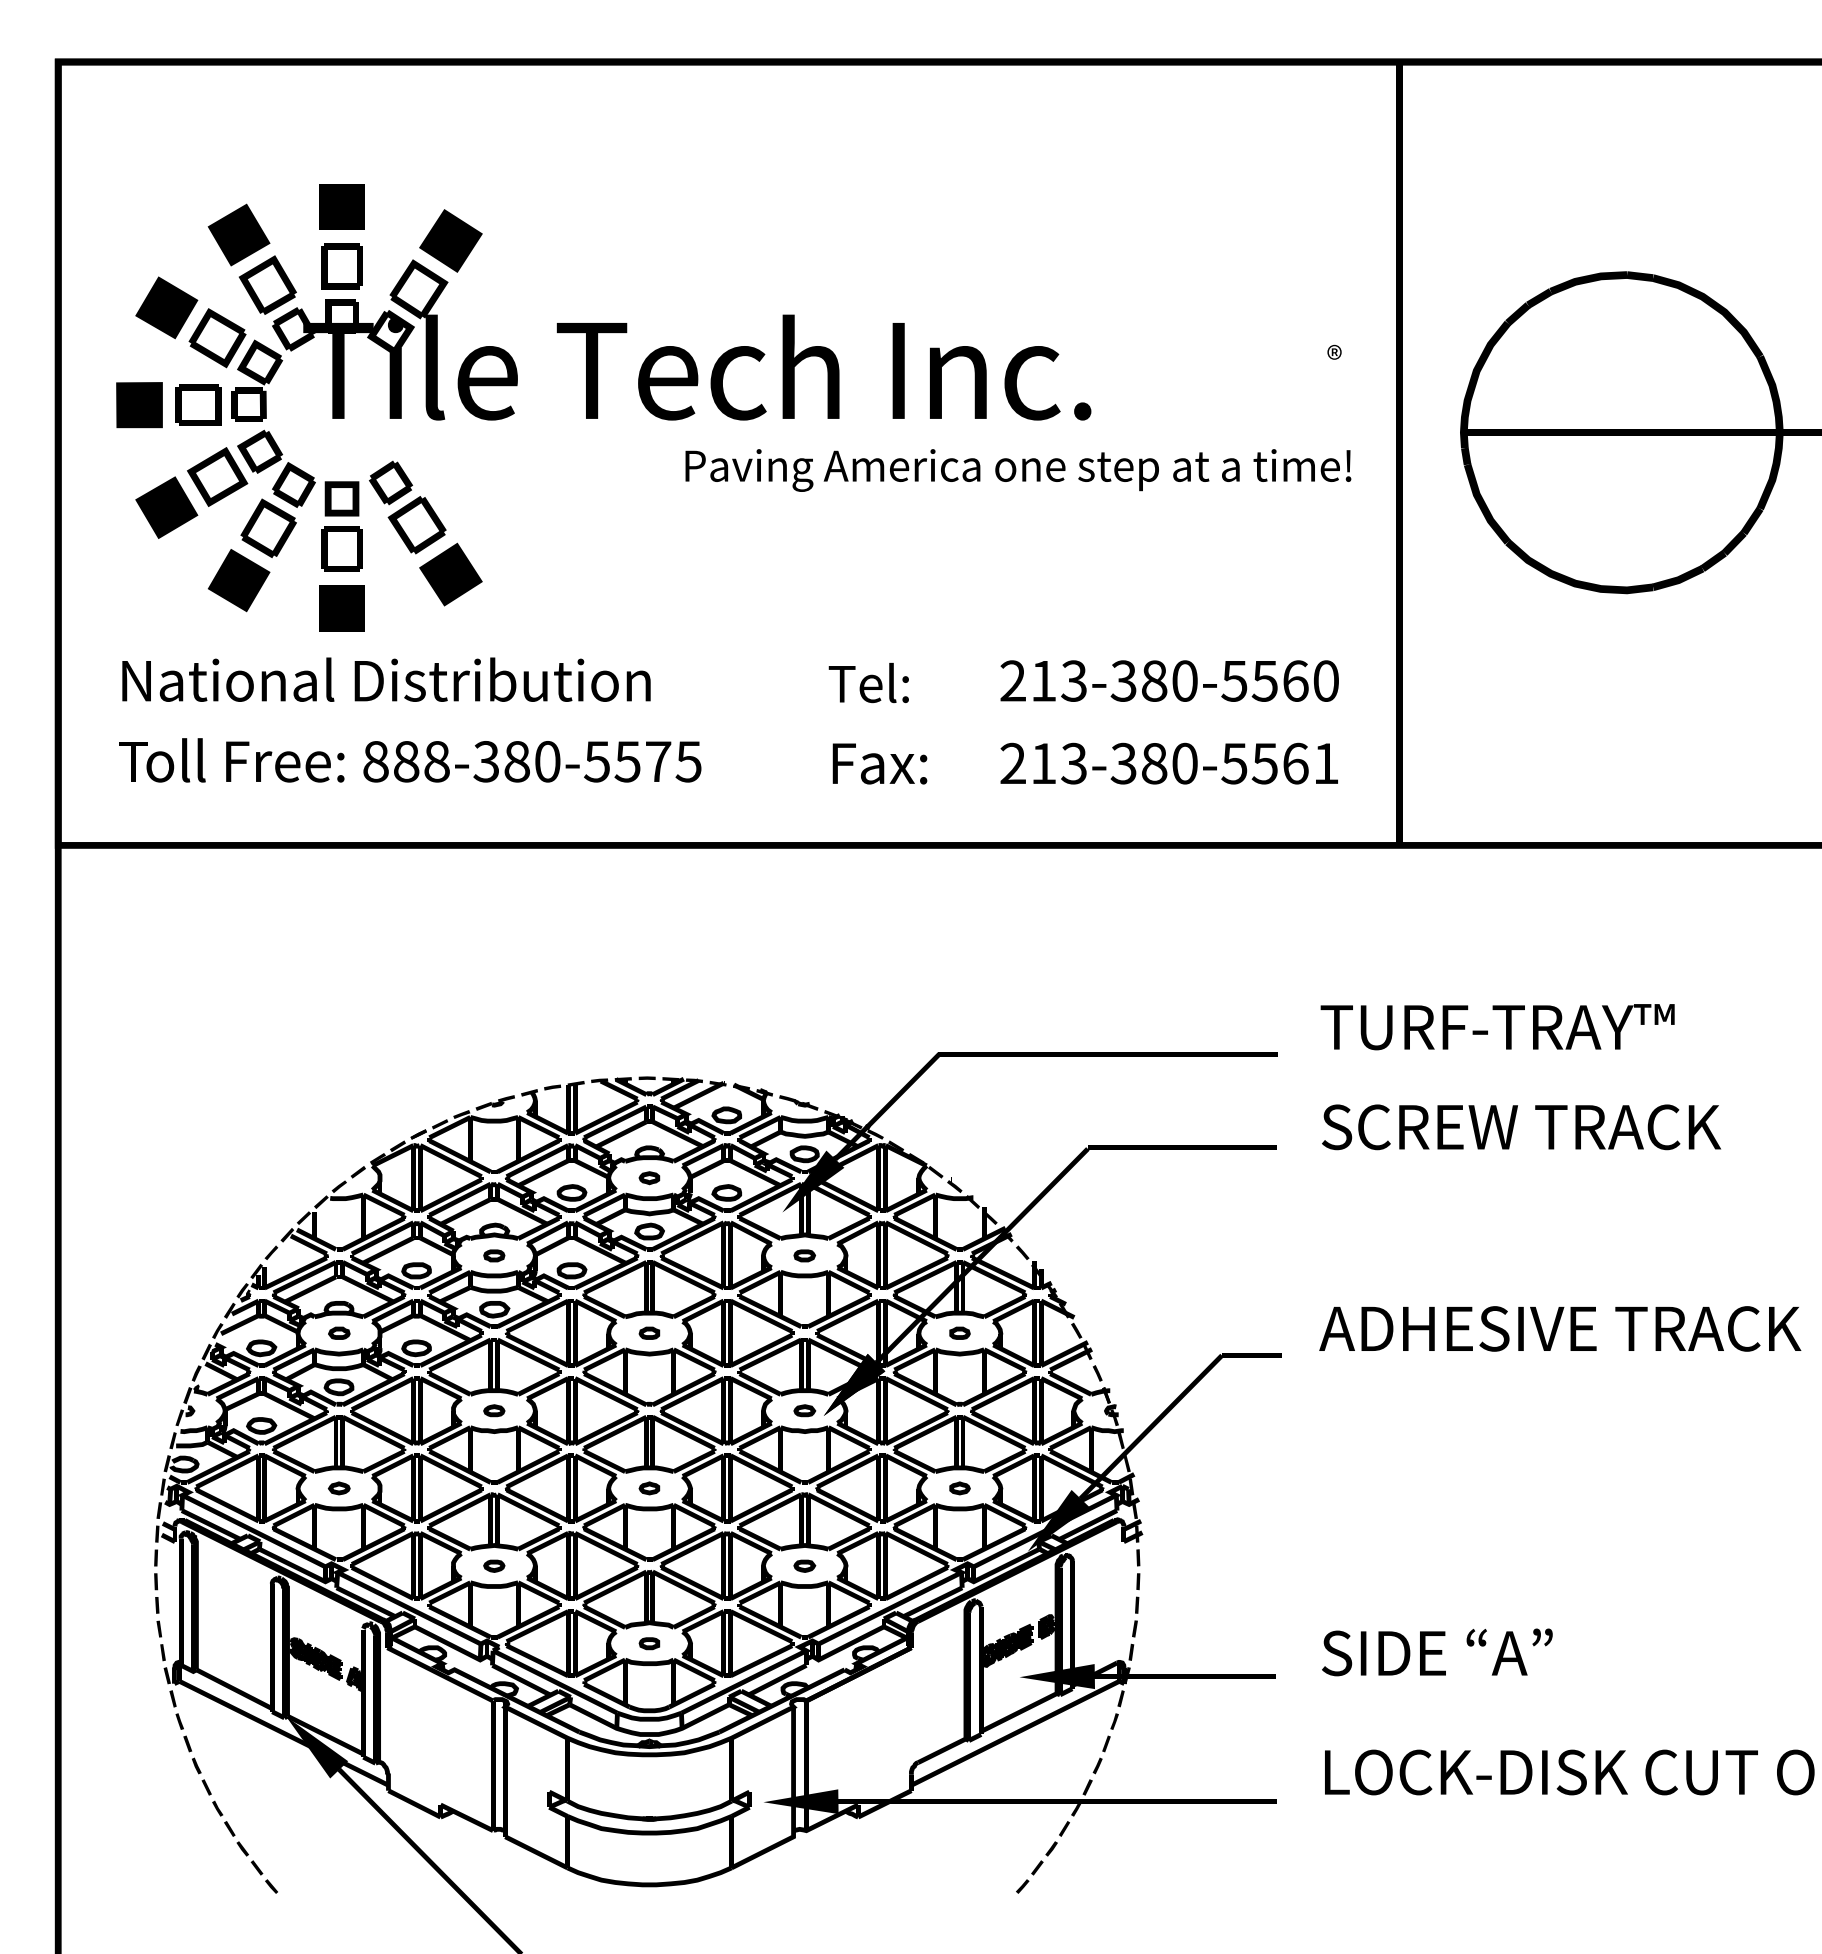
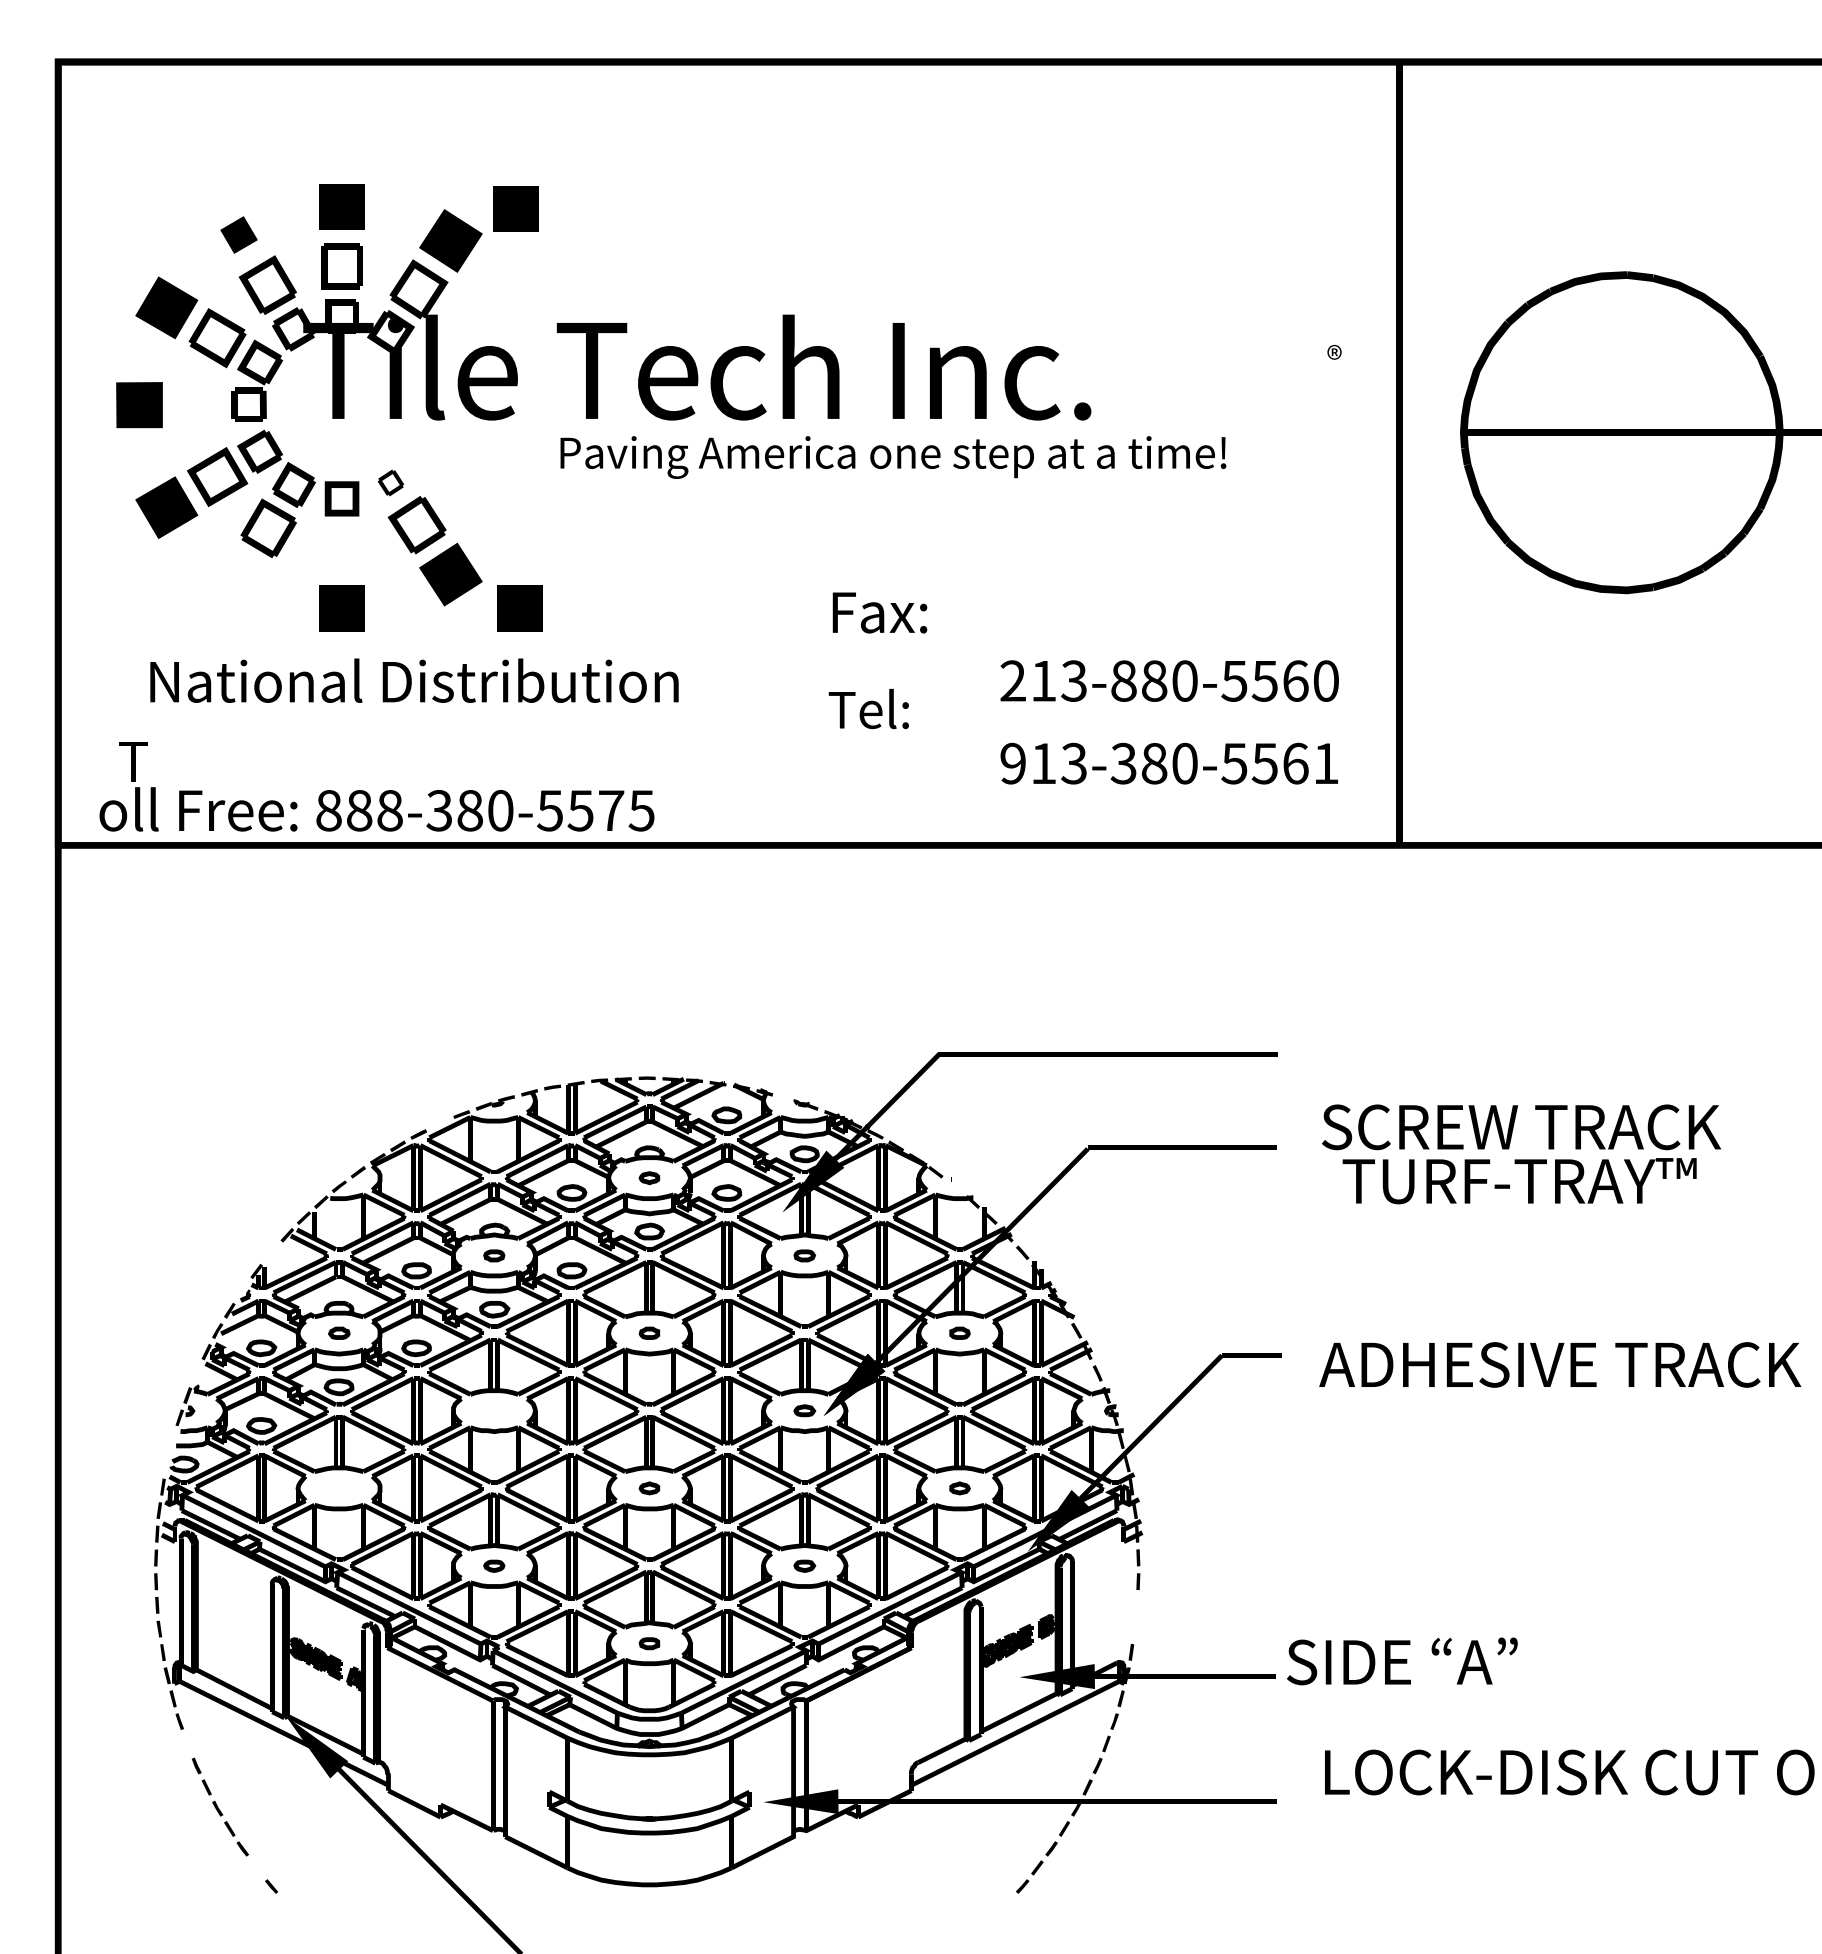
part: none -> present (515, 208)
part size: 64x64 px -> 38x38 px (238, 234)
part: present -> none (198, 404)
text position: (1018, 470) -> (893, 457) (893, 457)
part size: 44x46 px -> 28x28 px (390, 482)
part: present -> none (341, 548)
fill: present -> none (238, 580)
part: none -> present (519, 608)
text position: (386, 679) -> (414, 680) (414, 680)
text: 213-380-5560 -> 213-880-5560 (1123, 680)
text position: (868, 683) -> (868, 709) (868, 709)
text position: (423, 760) -> (376, 809) (376, 809)
text position: (879, 763) -> (879, 612) (879, 612)
text: 213-380-5561 -> 913-380-5561 (1012, 763)
text position: (1497, 1027) -> (1519, 1181) (1519, 1181)
fill: present -> none (787, 1098)
fill: present -> none (439, 1124)
fill: present -> none (954, 1186)
fill: present -> none (271, 1252)
fill: present -> none (242, 1290)
text position: (1560, 1328) -> (1560, 1364) (1560, 1364)
fill: present -> none (196, 1373)
part: present -> none (494, 1410)
fill: present -> none (172, 1440)
fill: present -> none (167, 1463)
part: present -> none (338, 1488)
fill: present -> none (1136, 1604)
fill: present -> none (1134, 1628)
text position: (1437, 1652) -> (1402, 1661) (1402, 1661)
fill: present -> none (187, 1743)
fill: present -> none (256, 1867)
